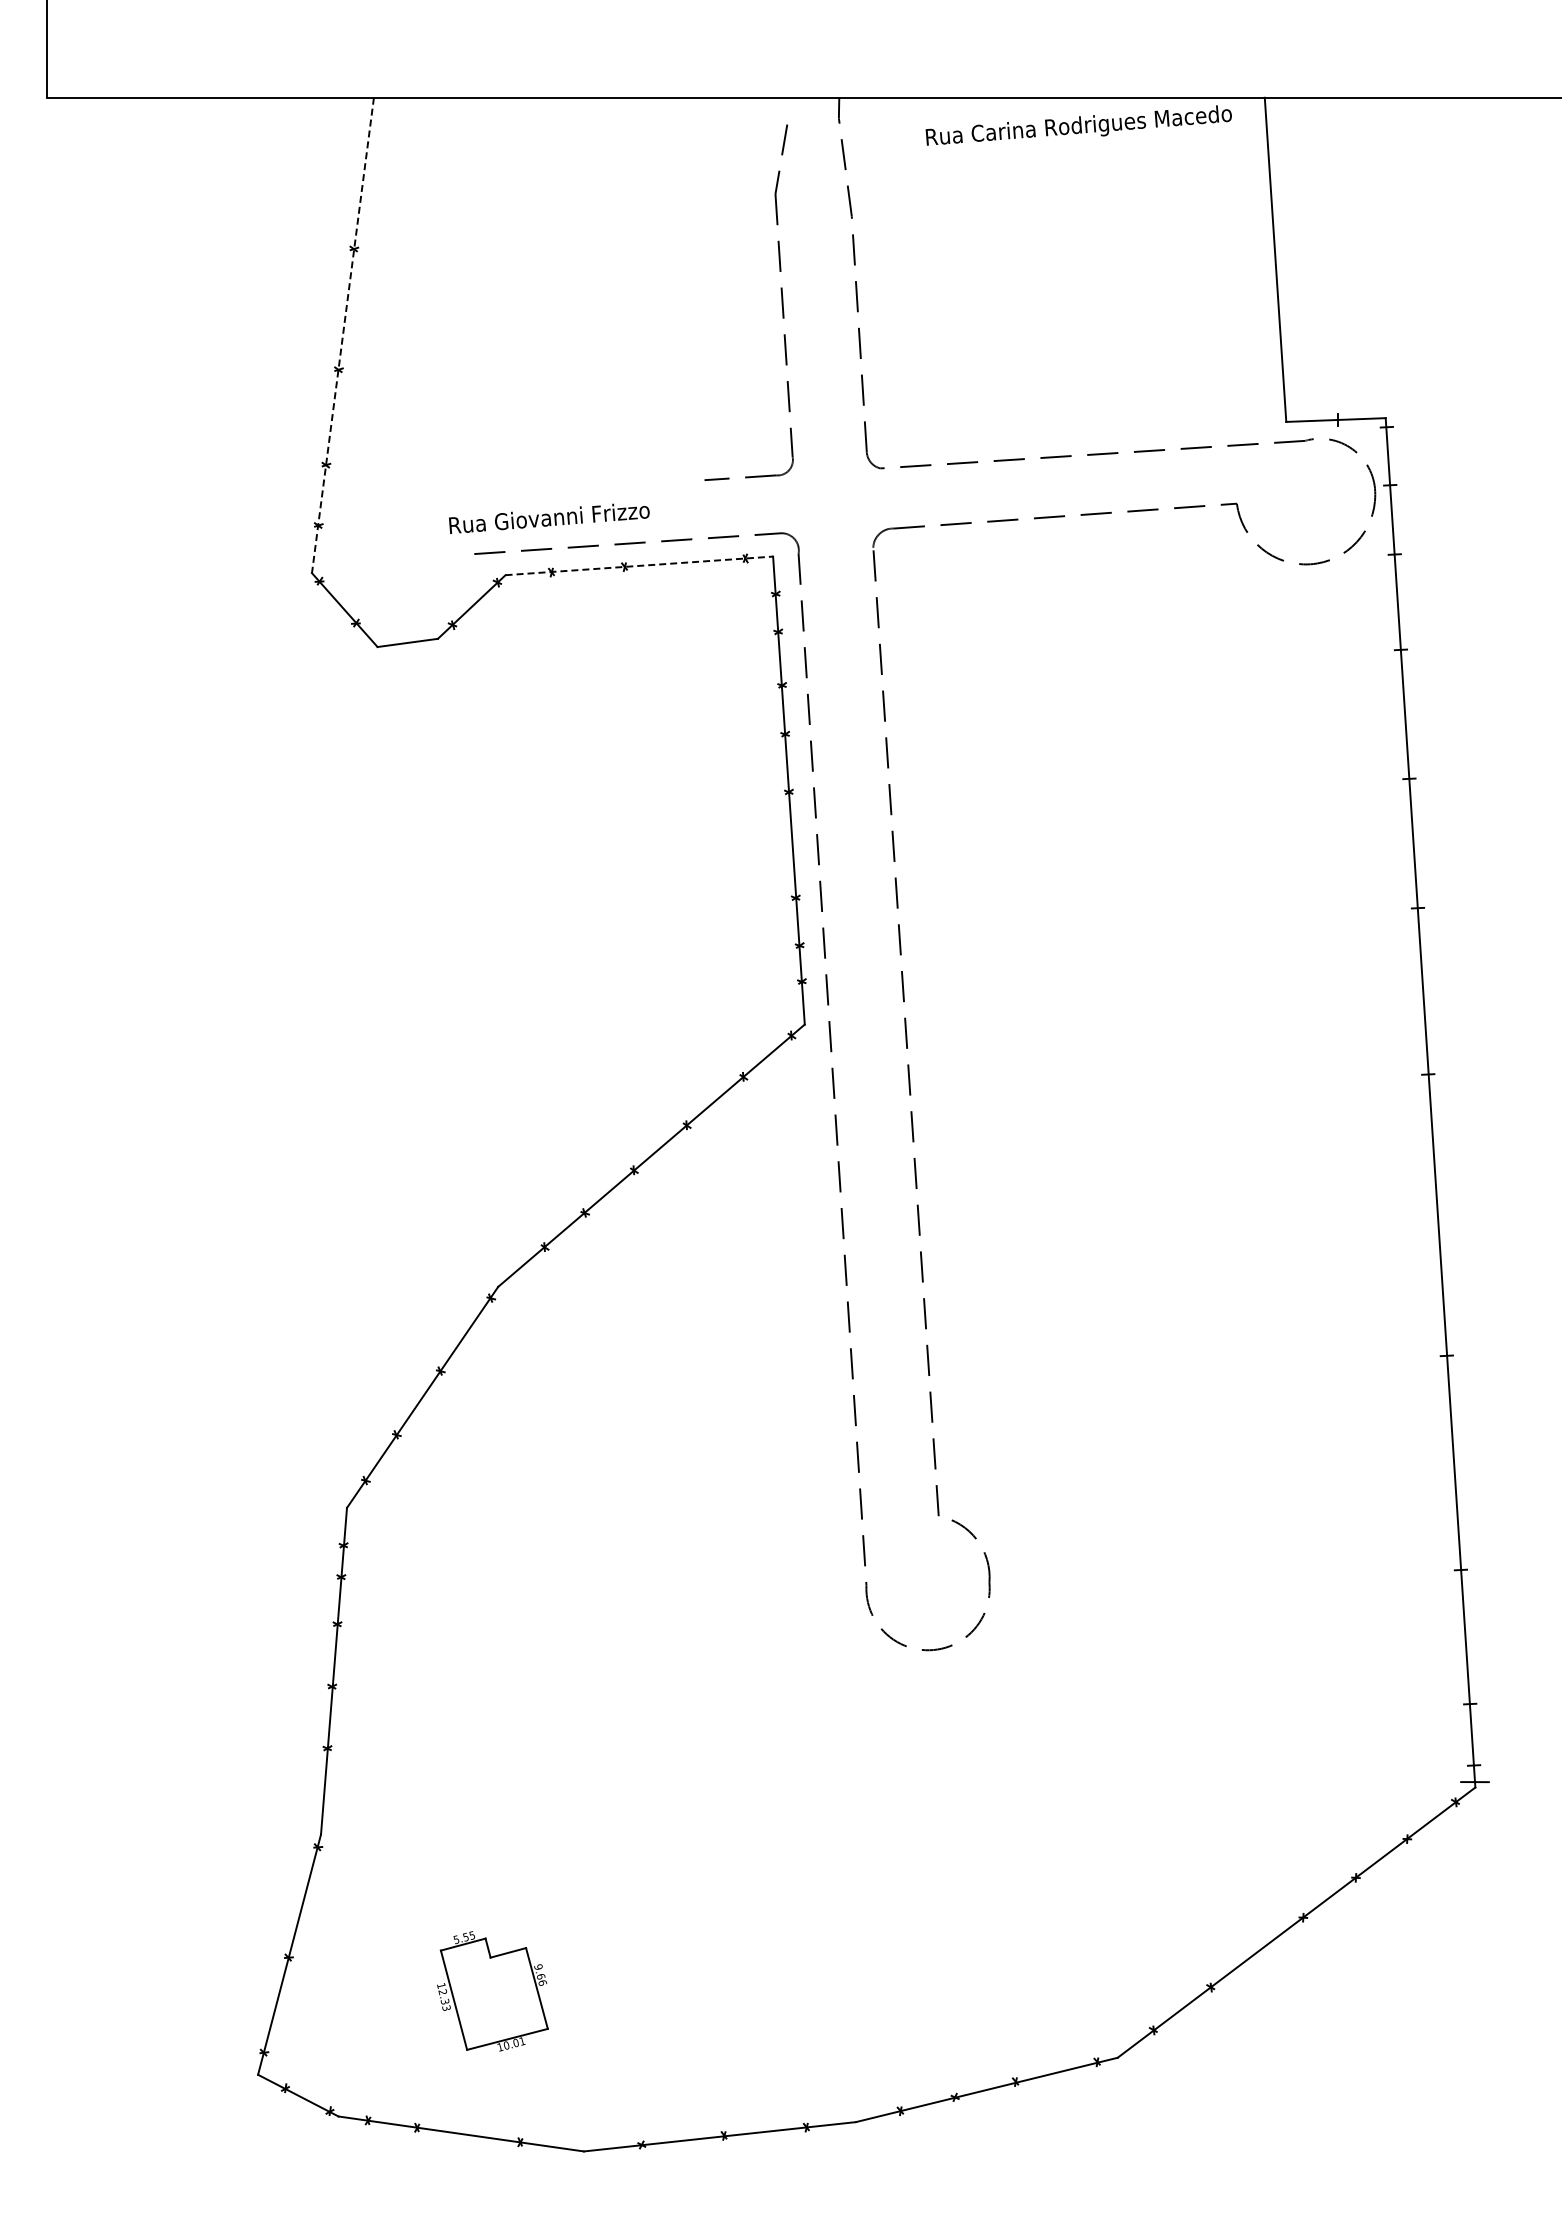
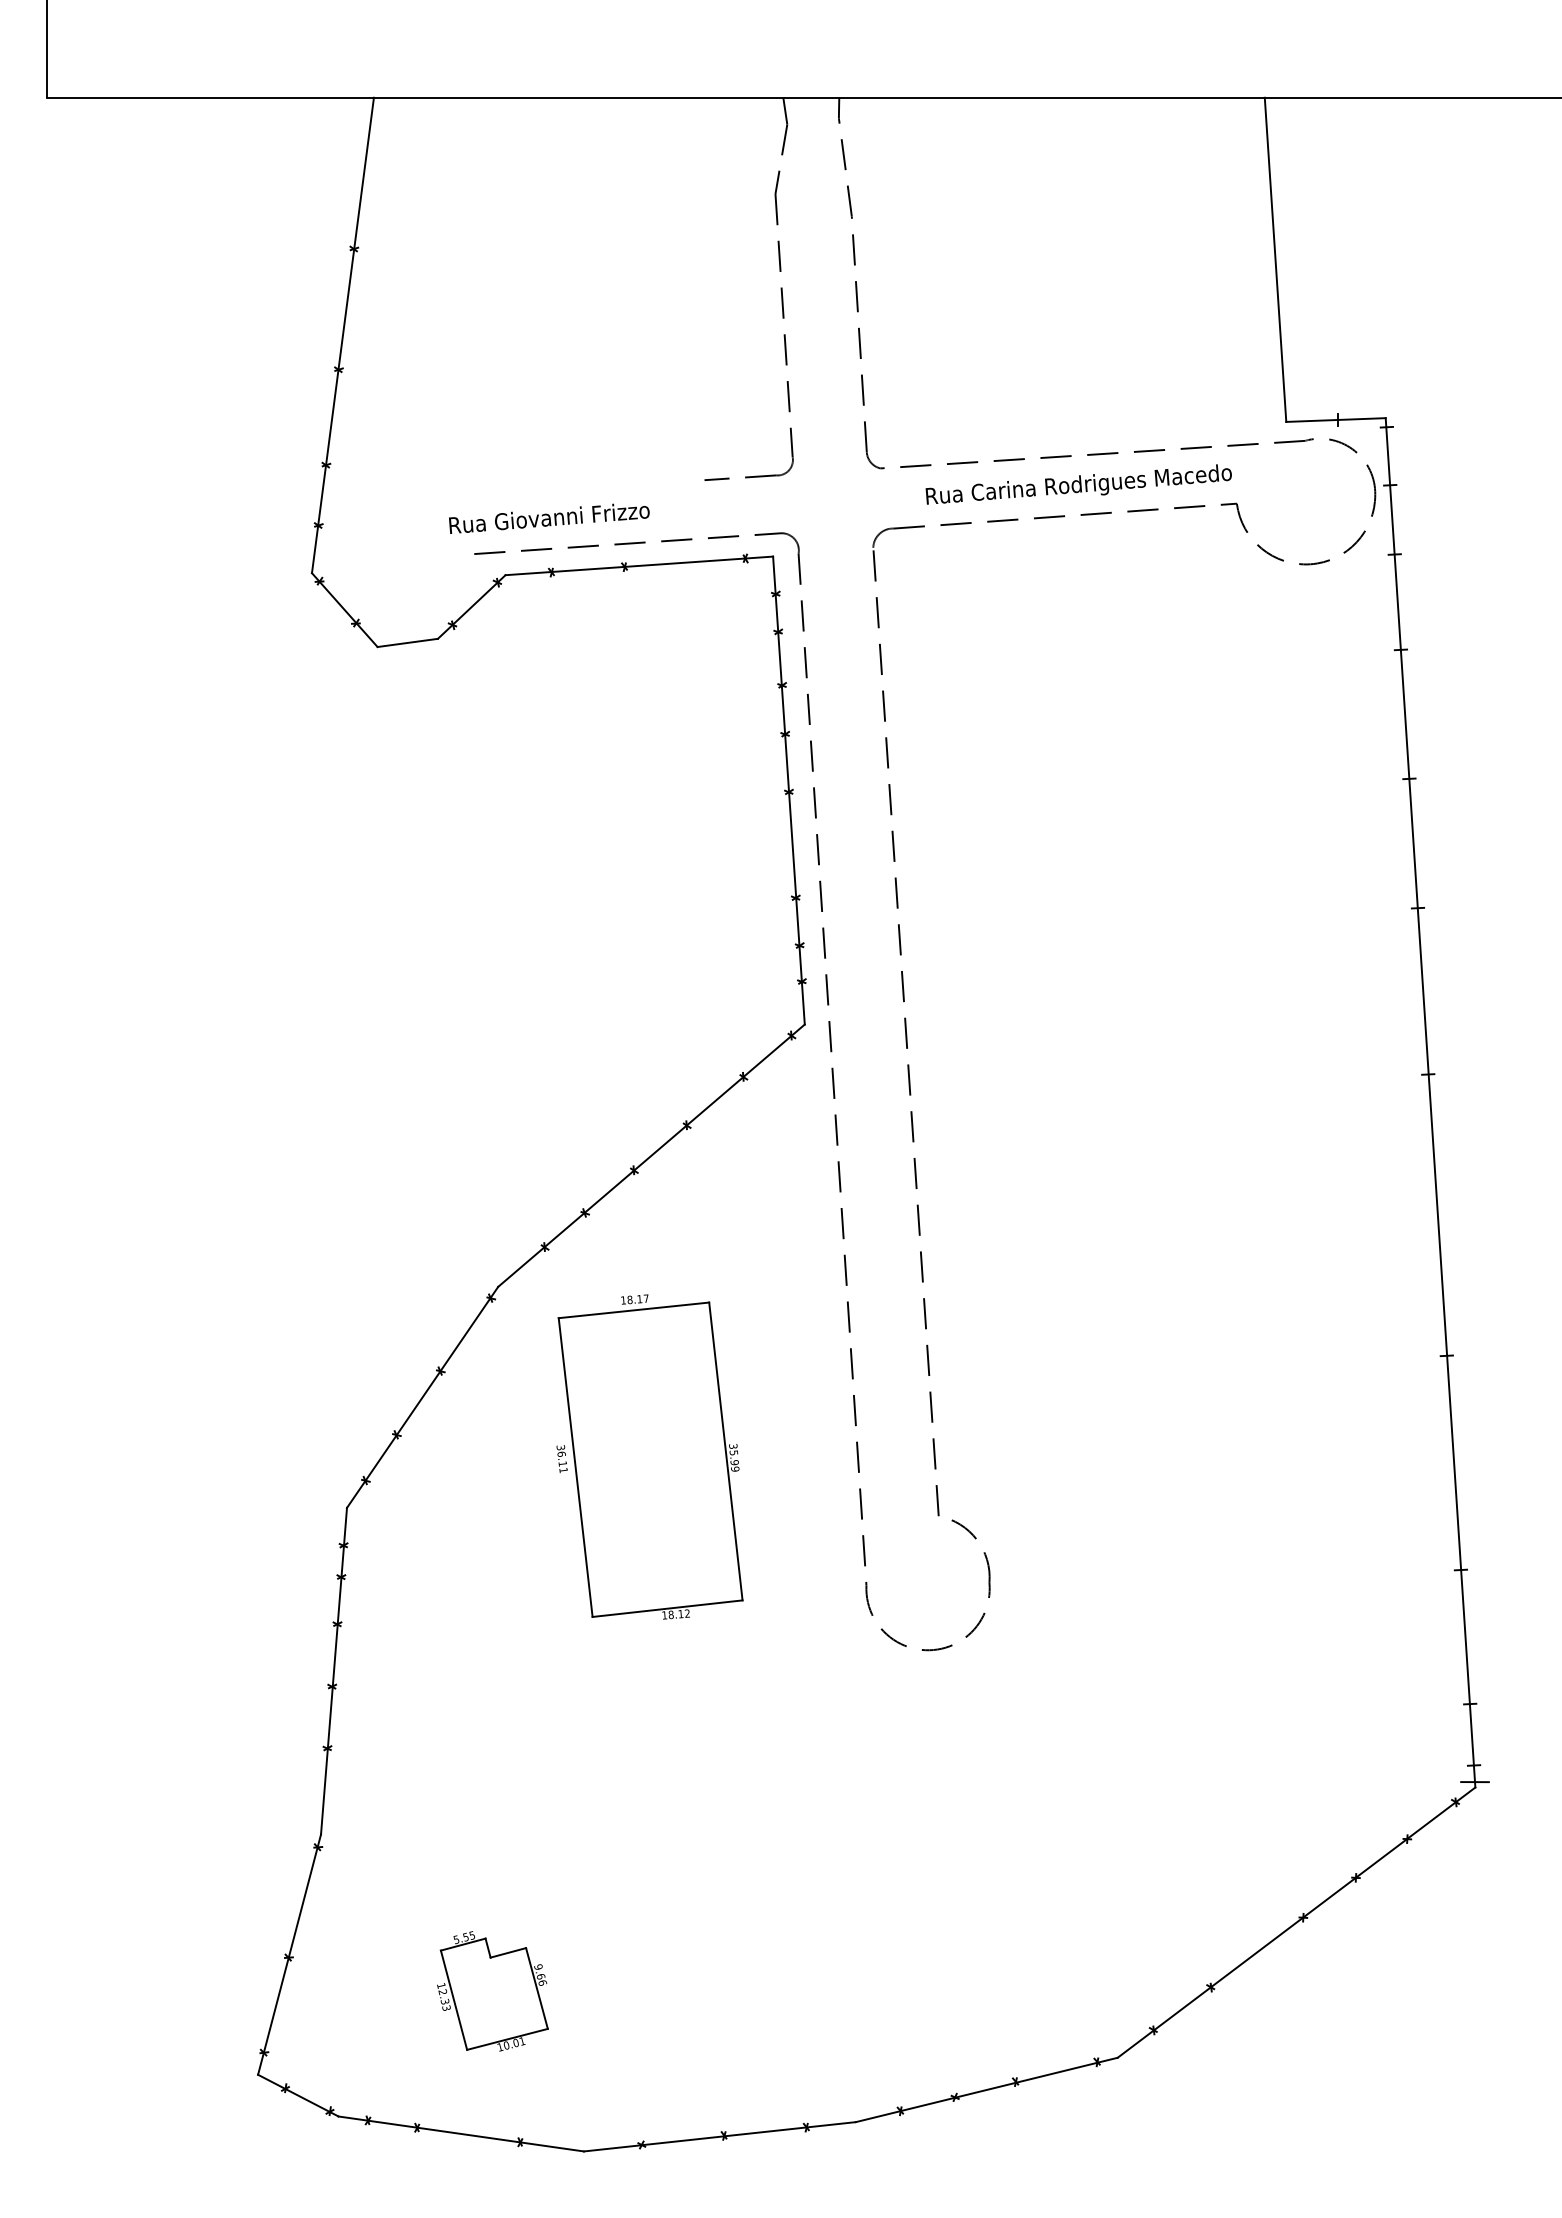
line: none -> present (785, 110)
text position: (1078, 125) -> (1078, 484) (1078, 484)
line: dashed -> solid (342, 335)
line: dashed -> solid (639, 565)
part: none -> present (649, 1456)
